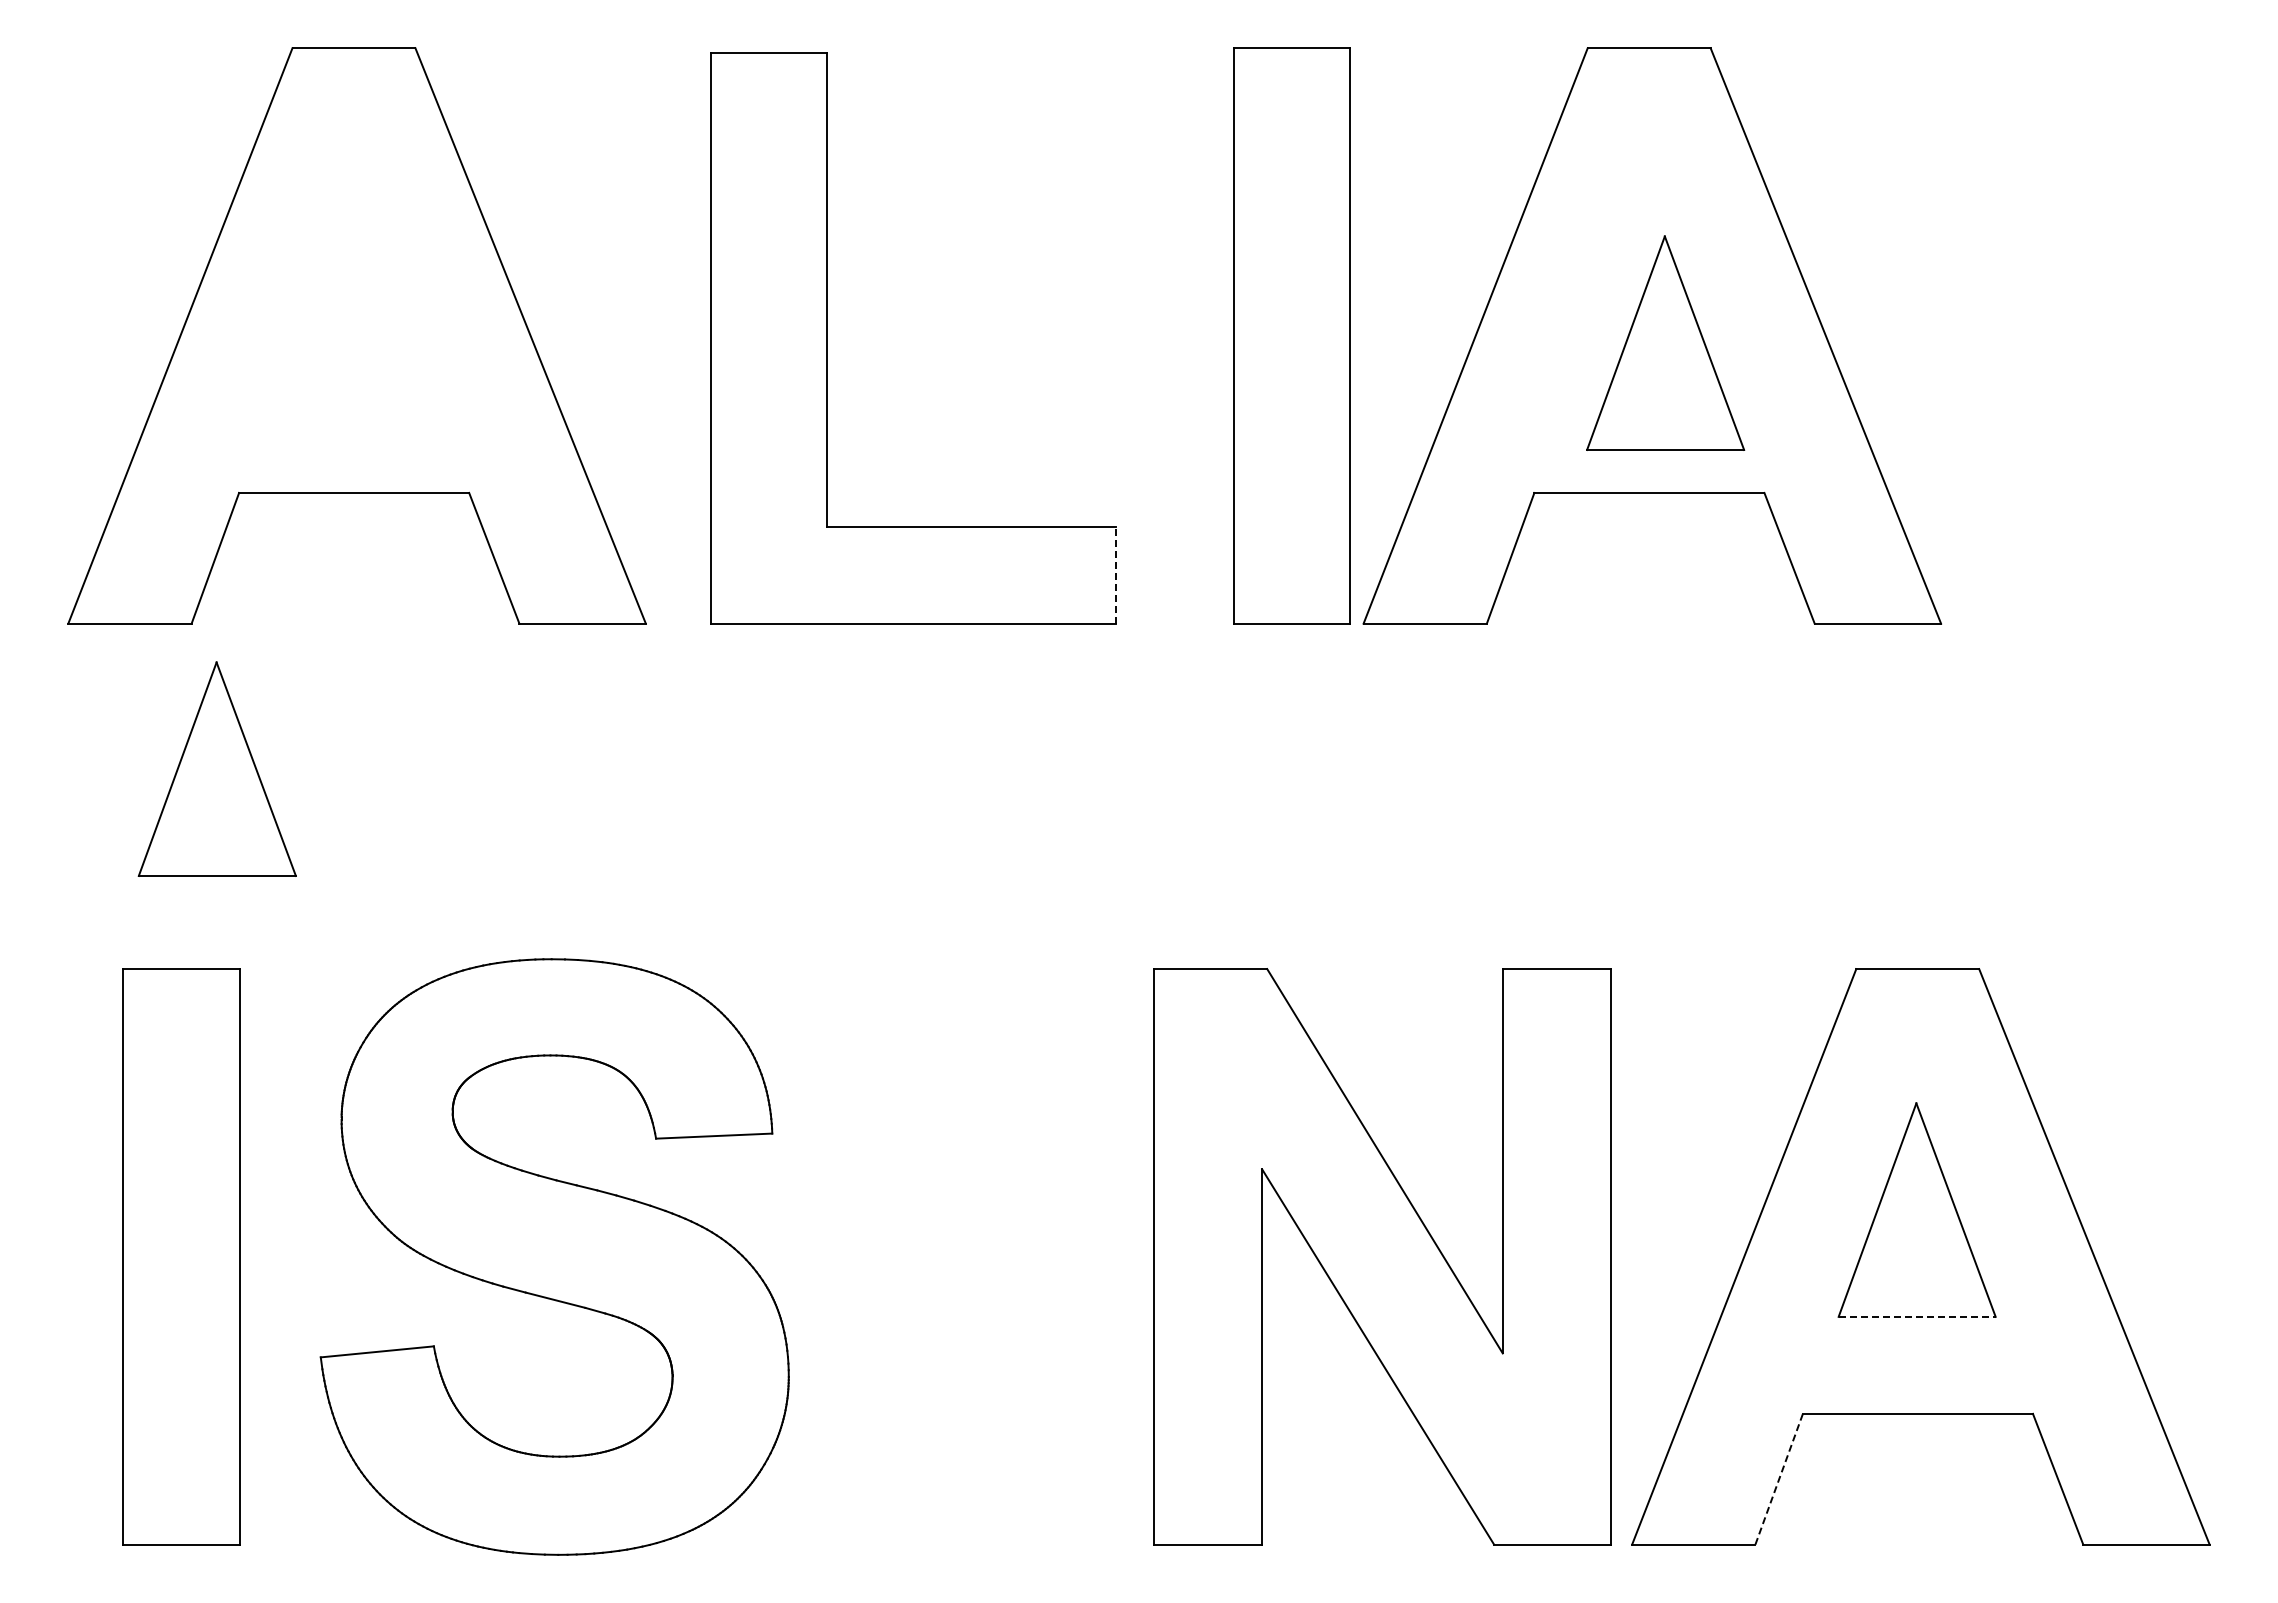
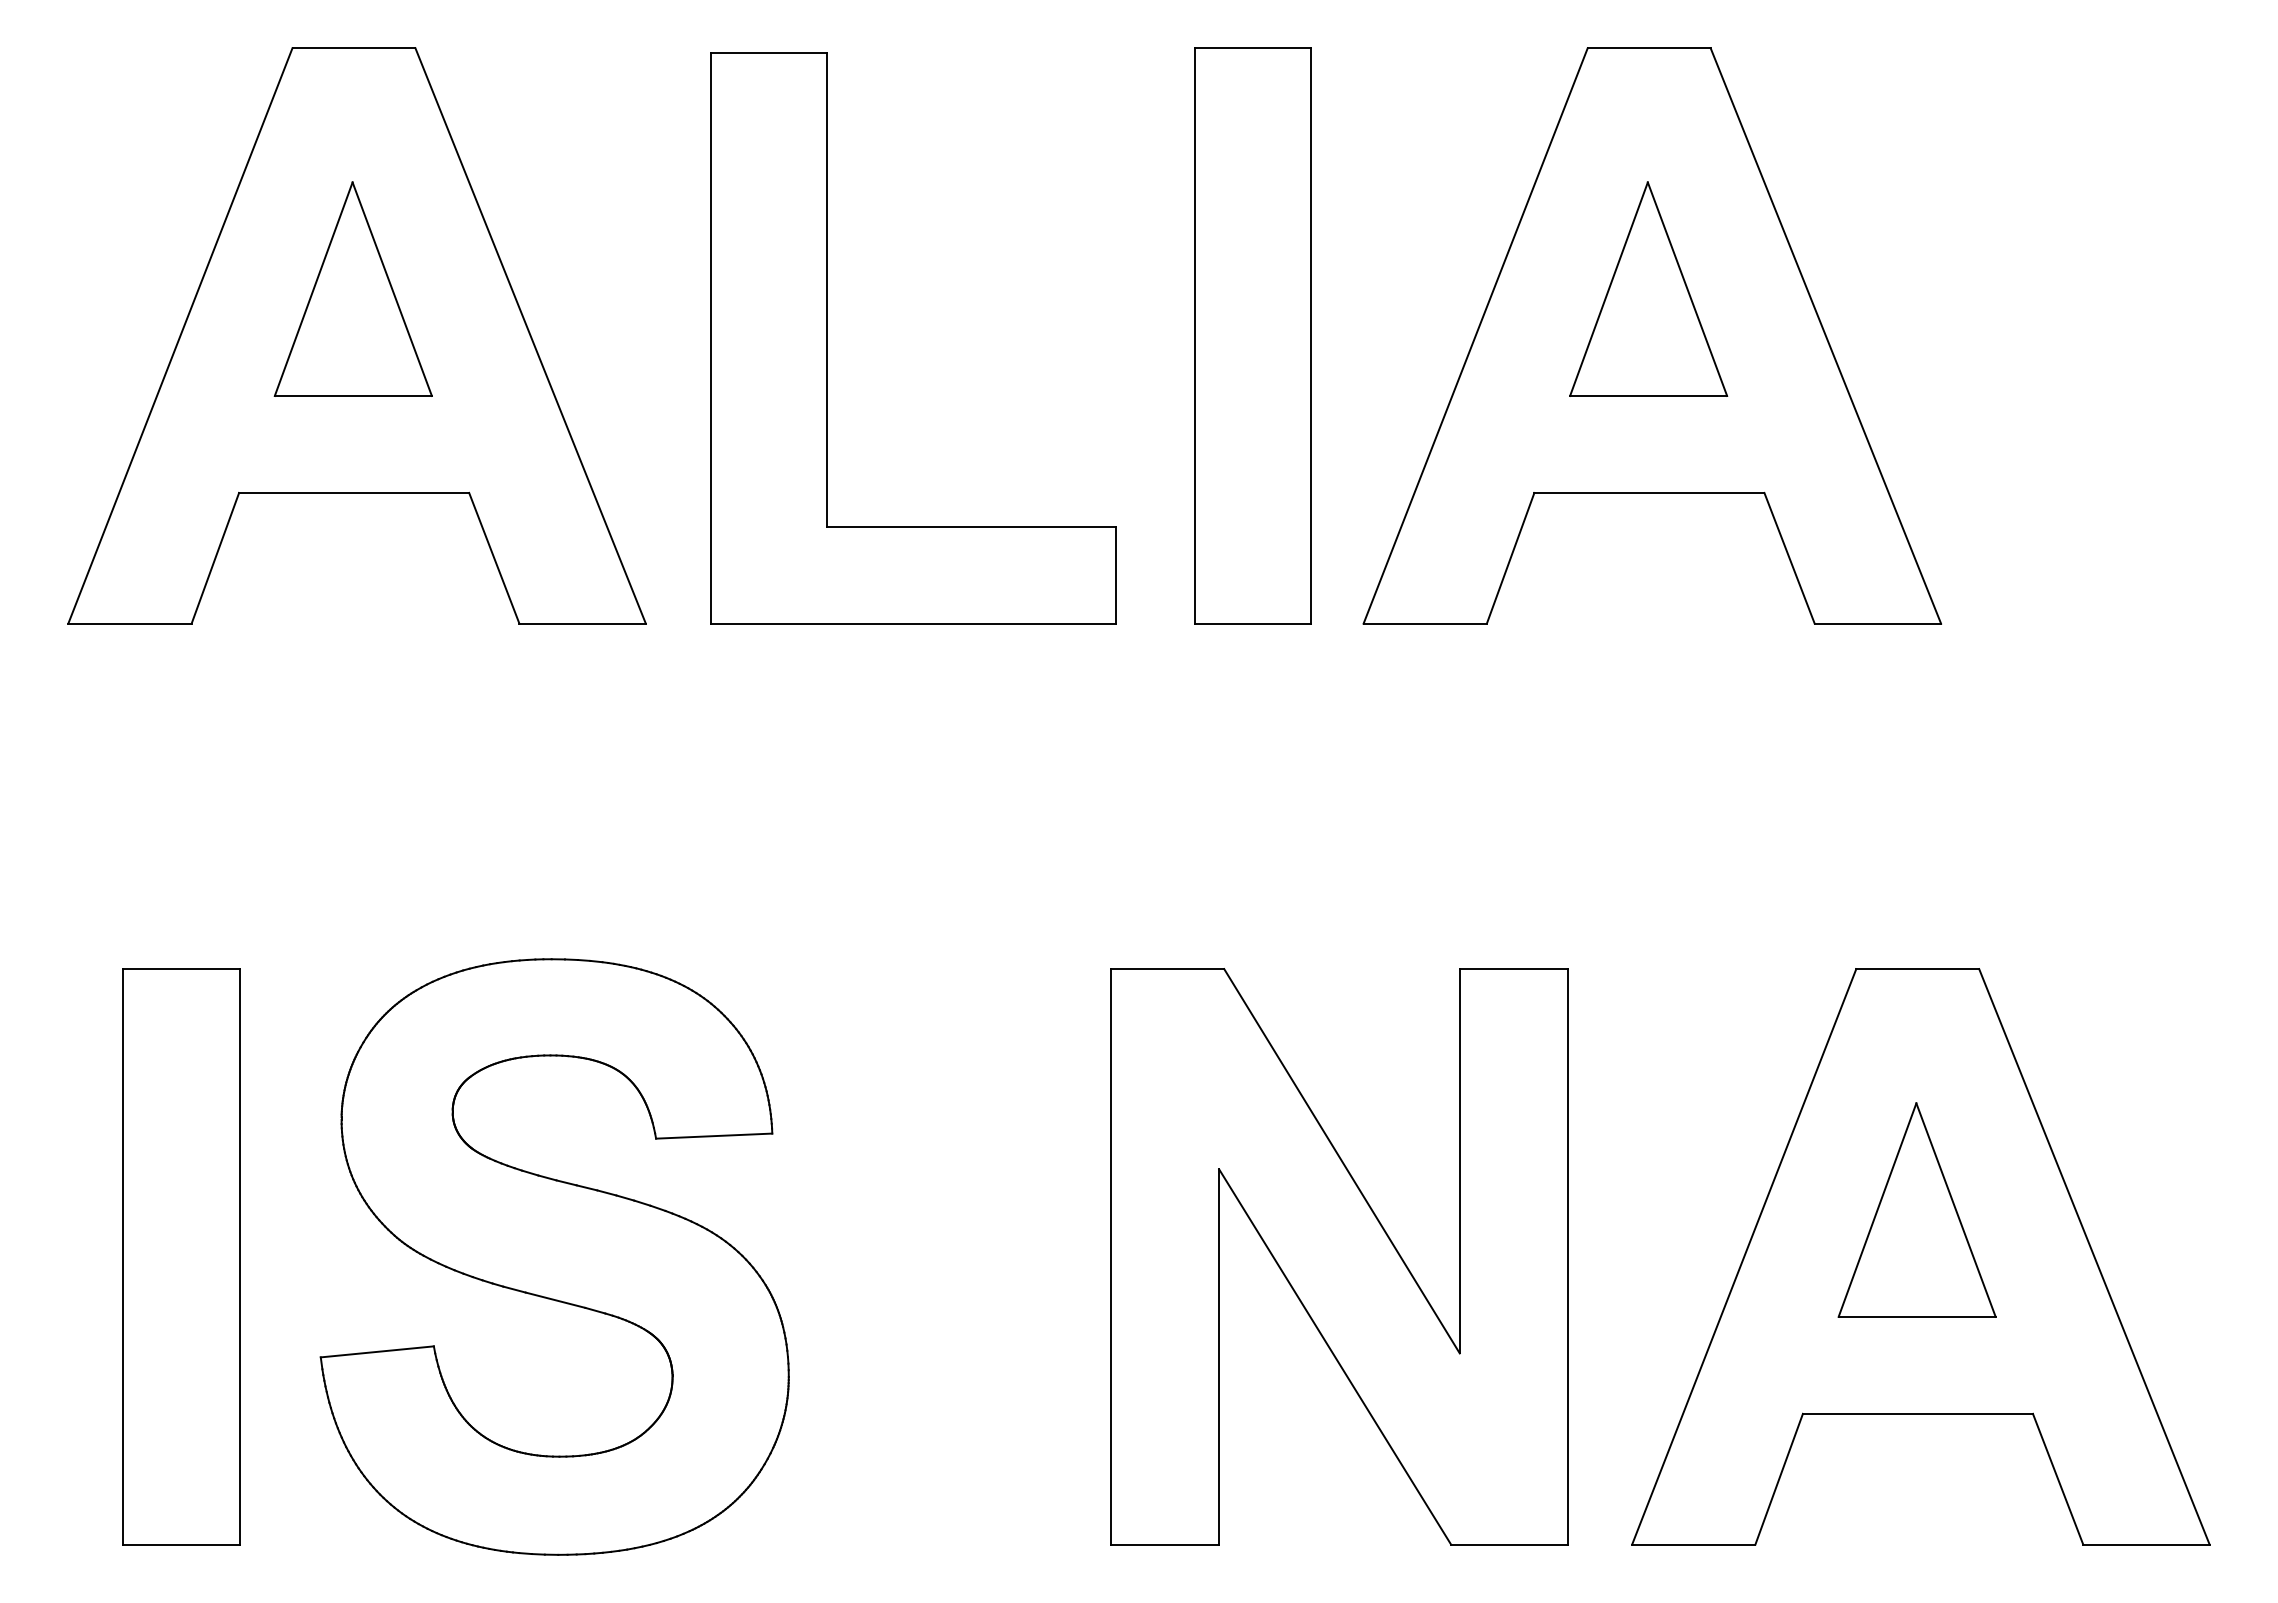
part position: (1291, 335) -> (1252, 335) (1252, 335)
part position: (1665, 342) -> (1648, 288) (1648, 288)
line: dashed -> solid (1115, 574)
part position: (216, 768) -> (352, 288) (352, 288)
part position: (1382, 1256) -> (1339, 1256) (1339, 1256)
line: dashed -> solid (1917, 1316)
line: dashed -> solid (1779, 1479)
